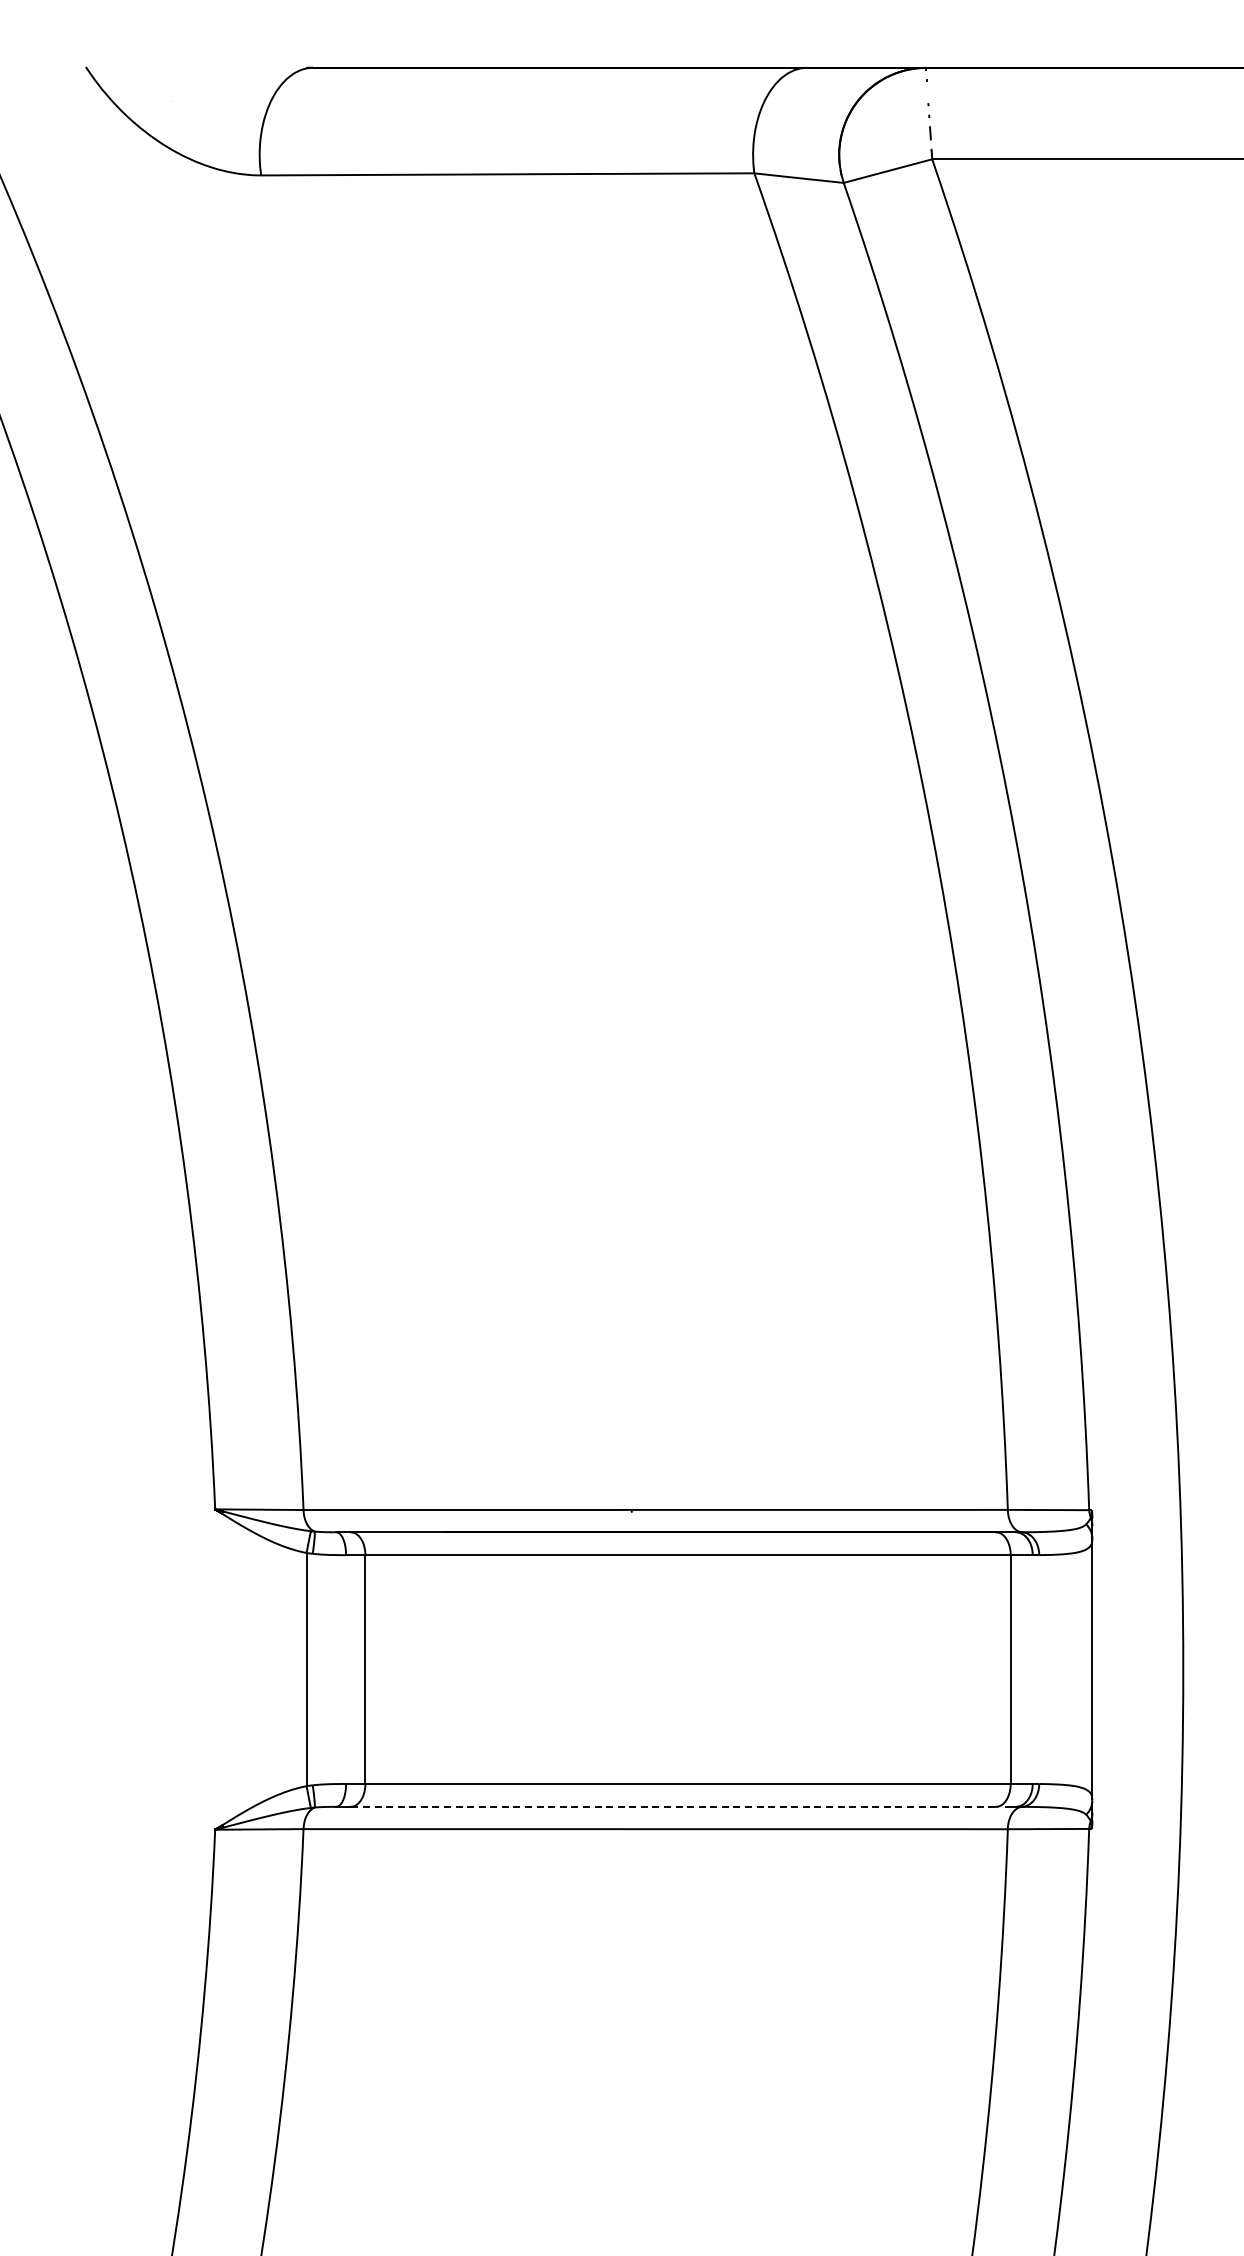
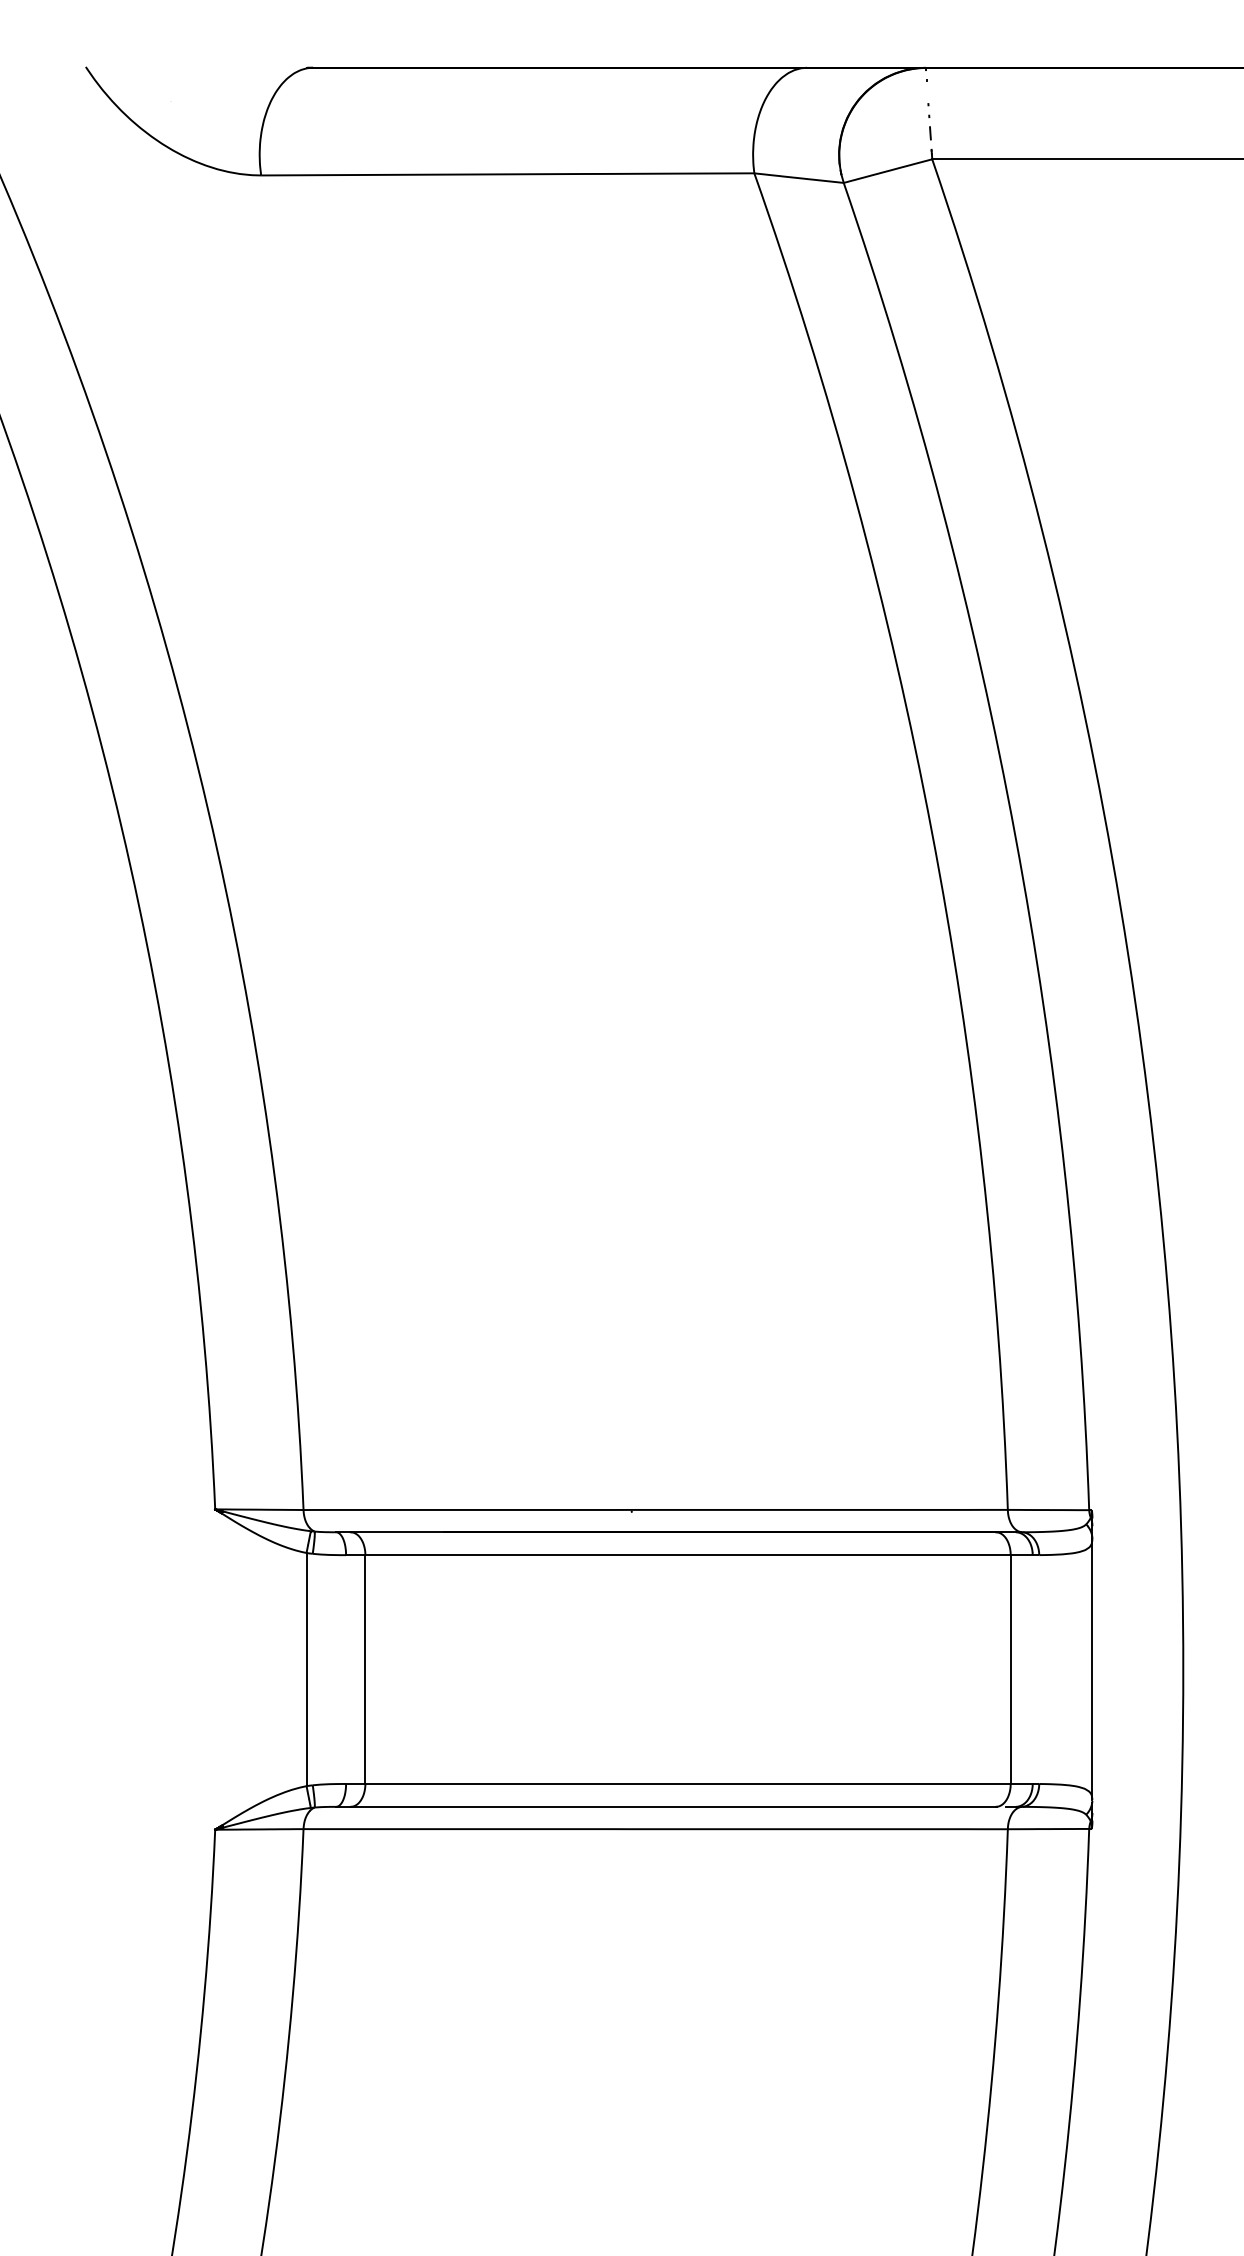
line: dashed -> solid (674, 1806)
